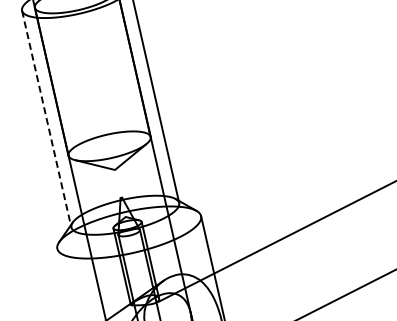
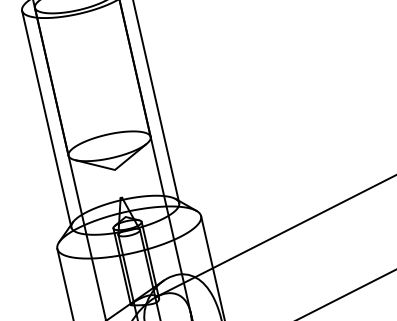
line: dashed -> solid (46, 119)
line position: (275, 241) -> (274, 236) (274, 236)
line: none -> present (64, 282)
